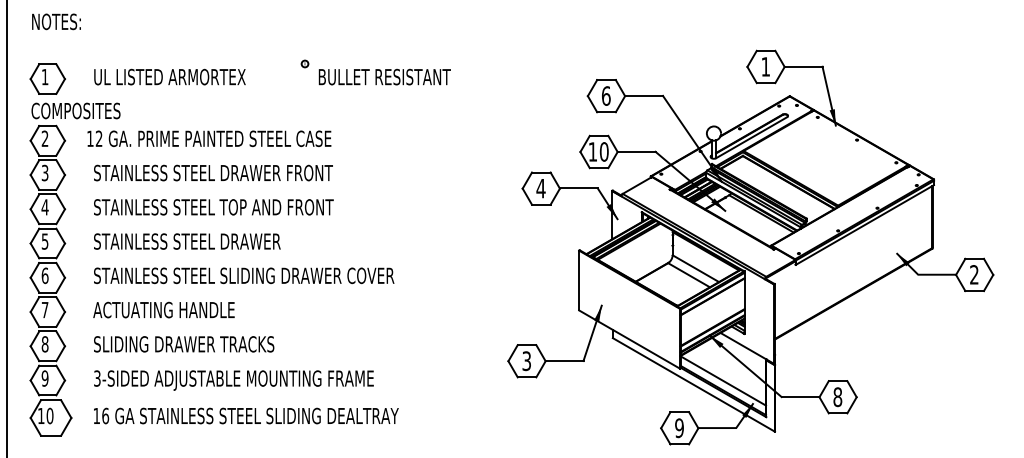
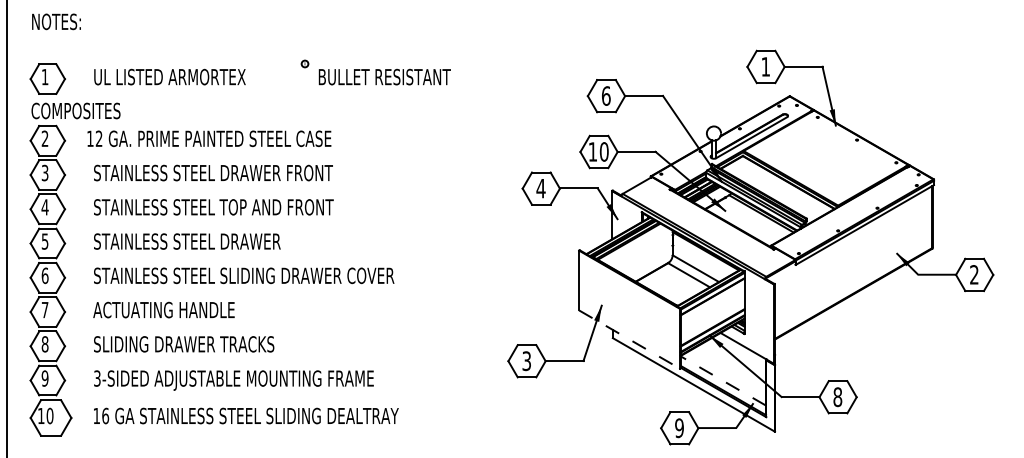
line: solid -> dashed (630, 339)
line: solid -> dashed (722, 380)
